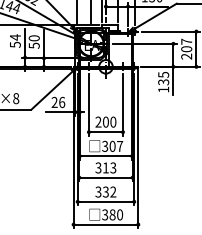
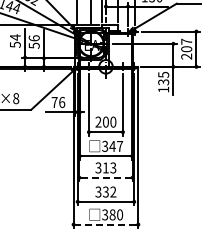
text: 50 -> 56 (33, 38)
text: 26 -> 76 (54, 101)
text: 307 -> 347 (112, 145)
line: solid -> dashed (105, 177)
line: solid -> dashed (105, 224)
